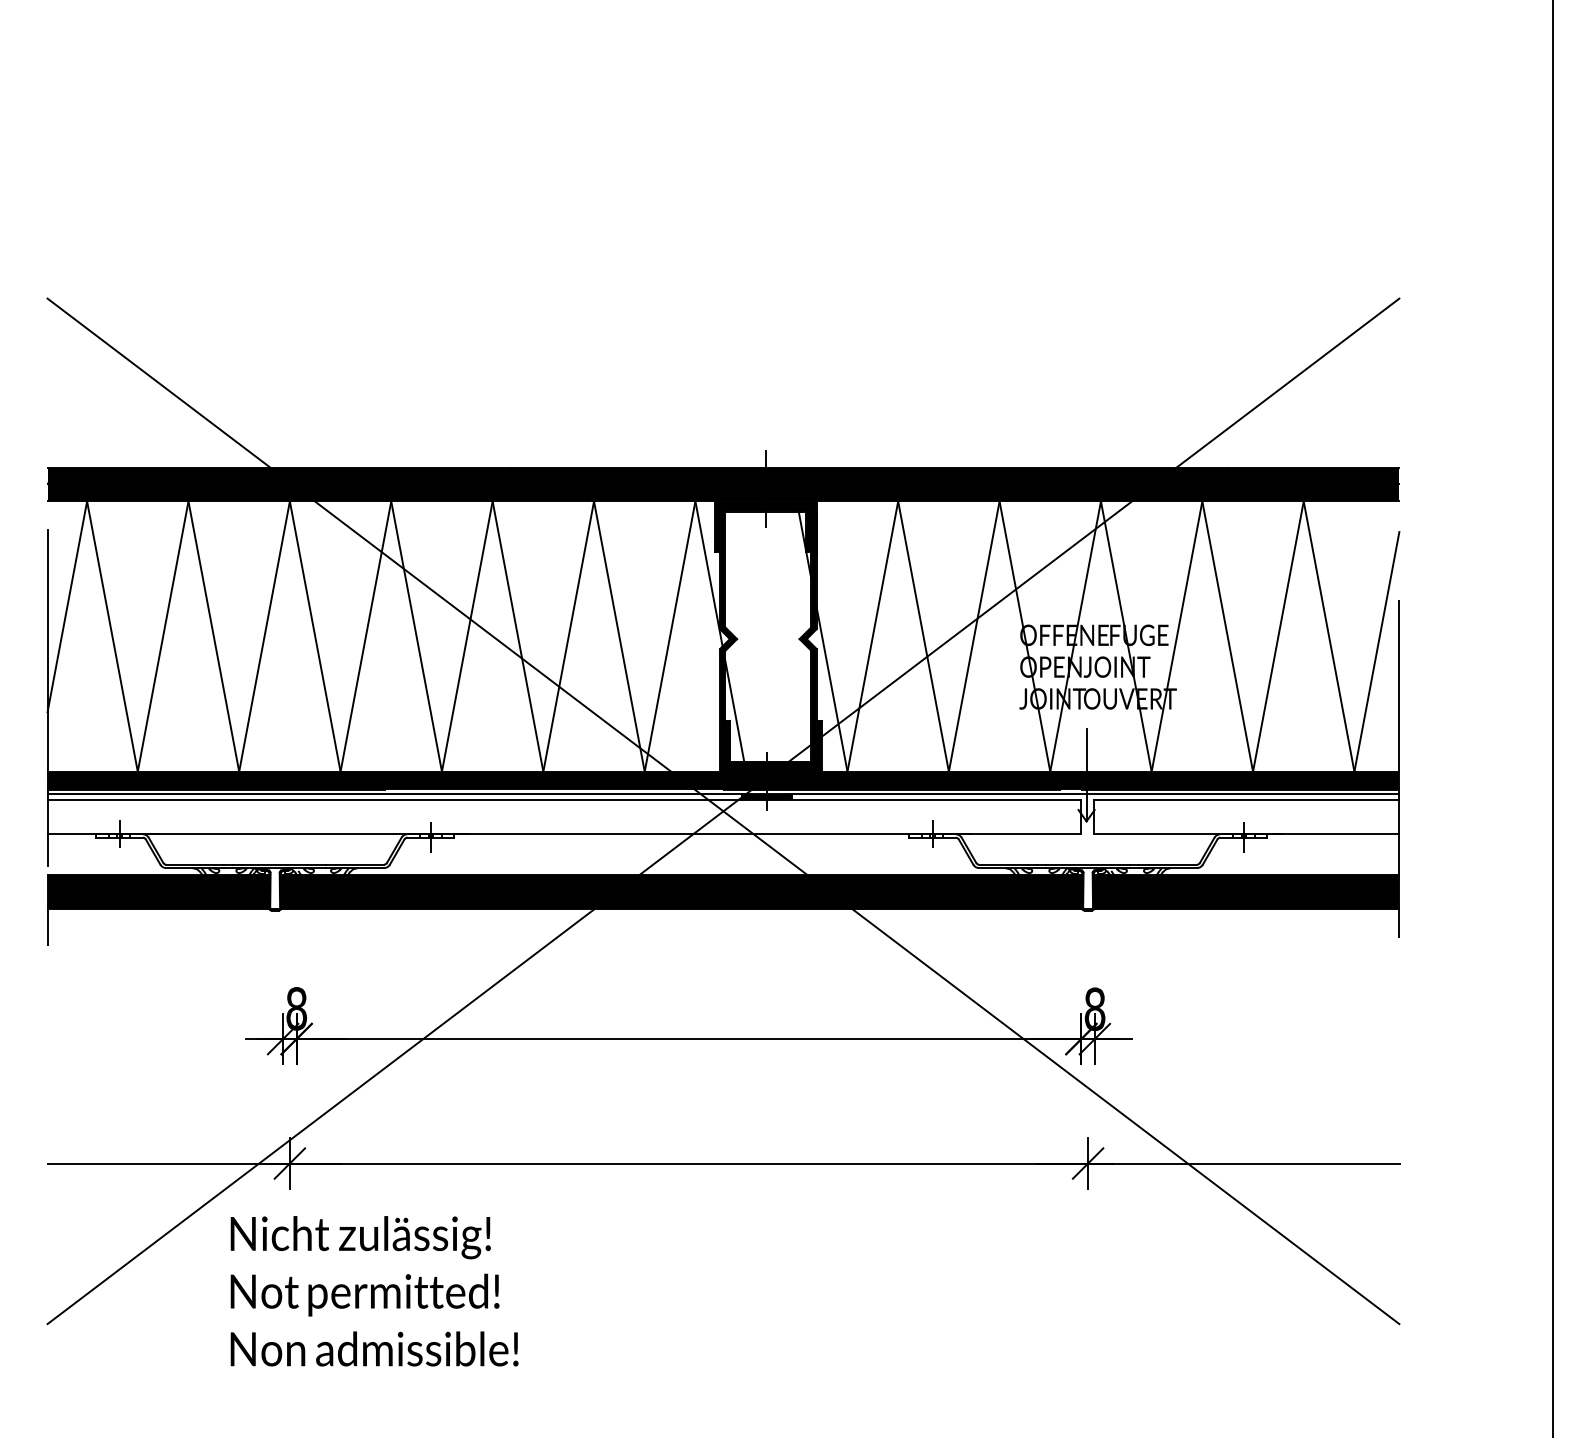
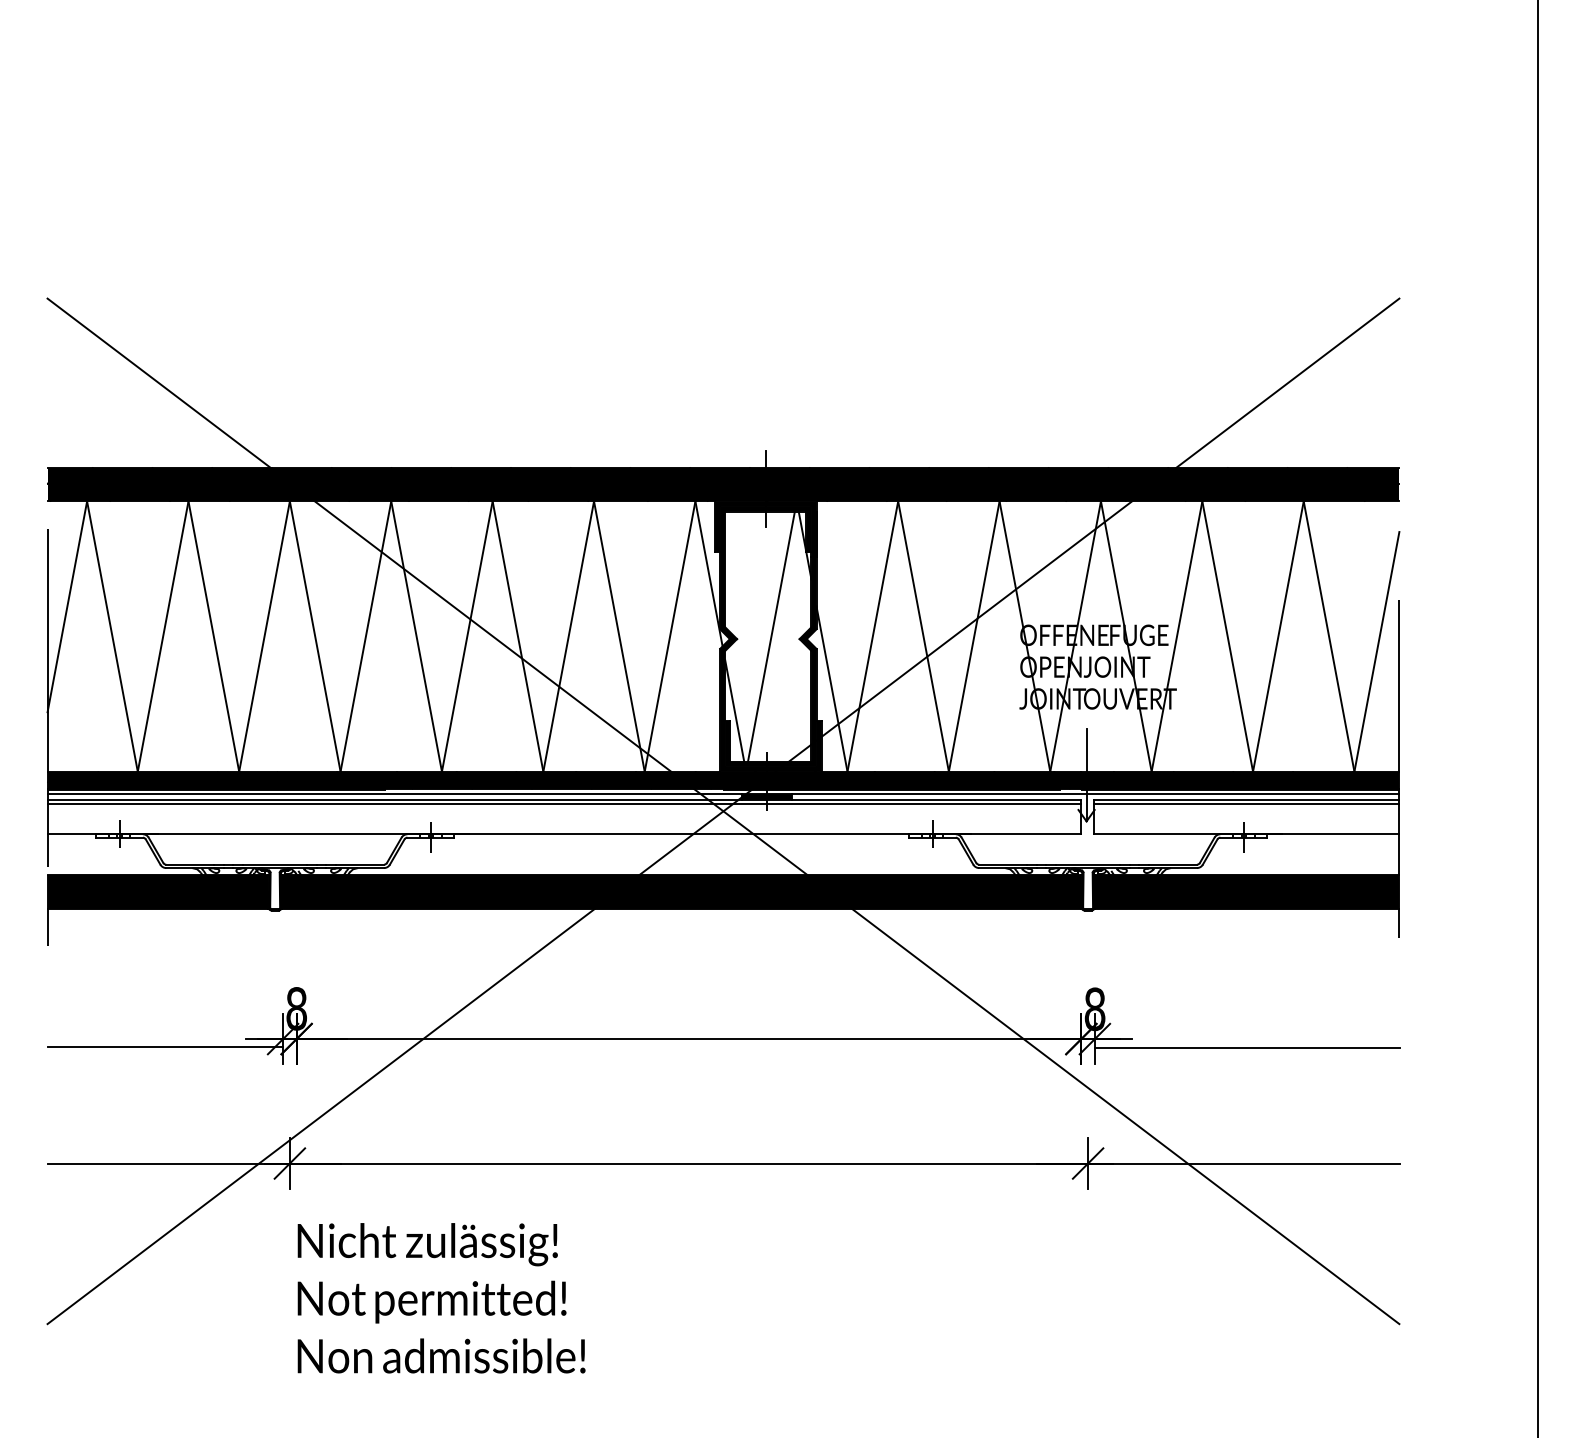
line: none -> present (771, 636)
line position: (1553, 718) -> (1538, 718) (1538, 718)
line: none -> present (563, 803)
line: none -> present (1246, 803)
line: none -> present (165, 1047)
line: none -> present (1246, 1047)
text position: (374, 1291) -> (441, 1298) (441, 1298)
